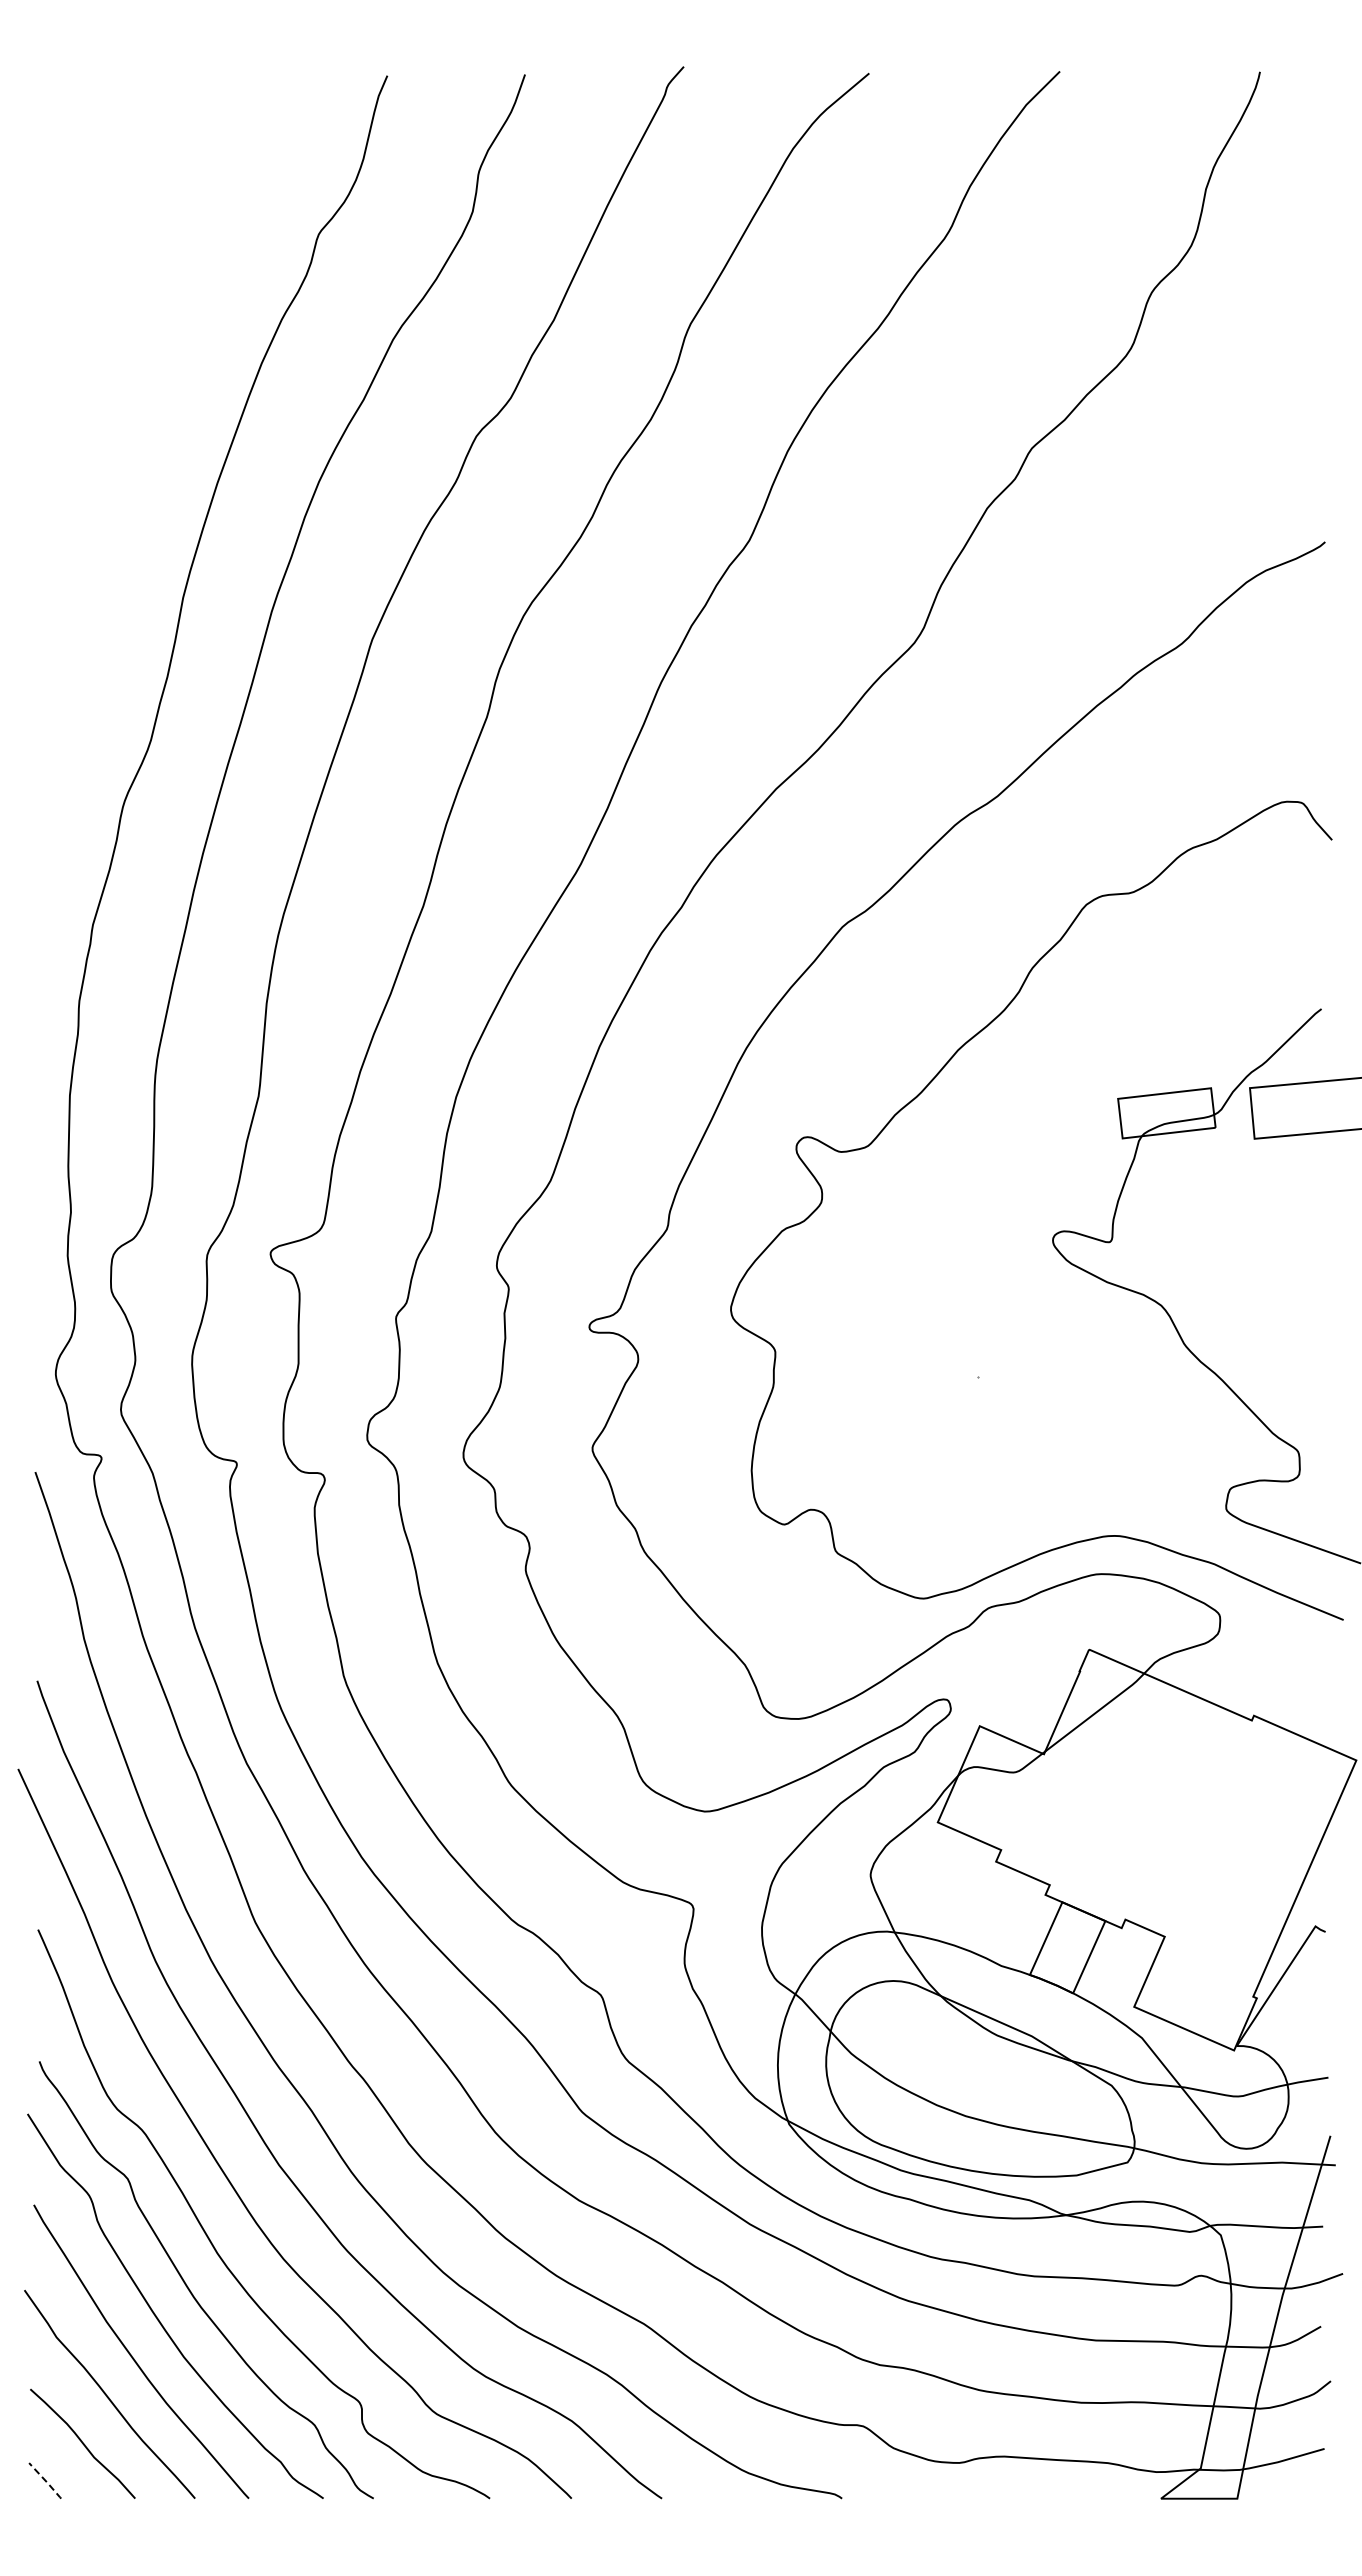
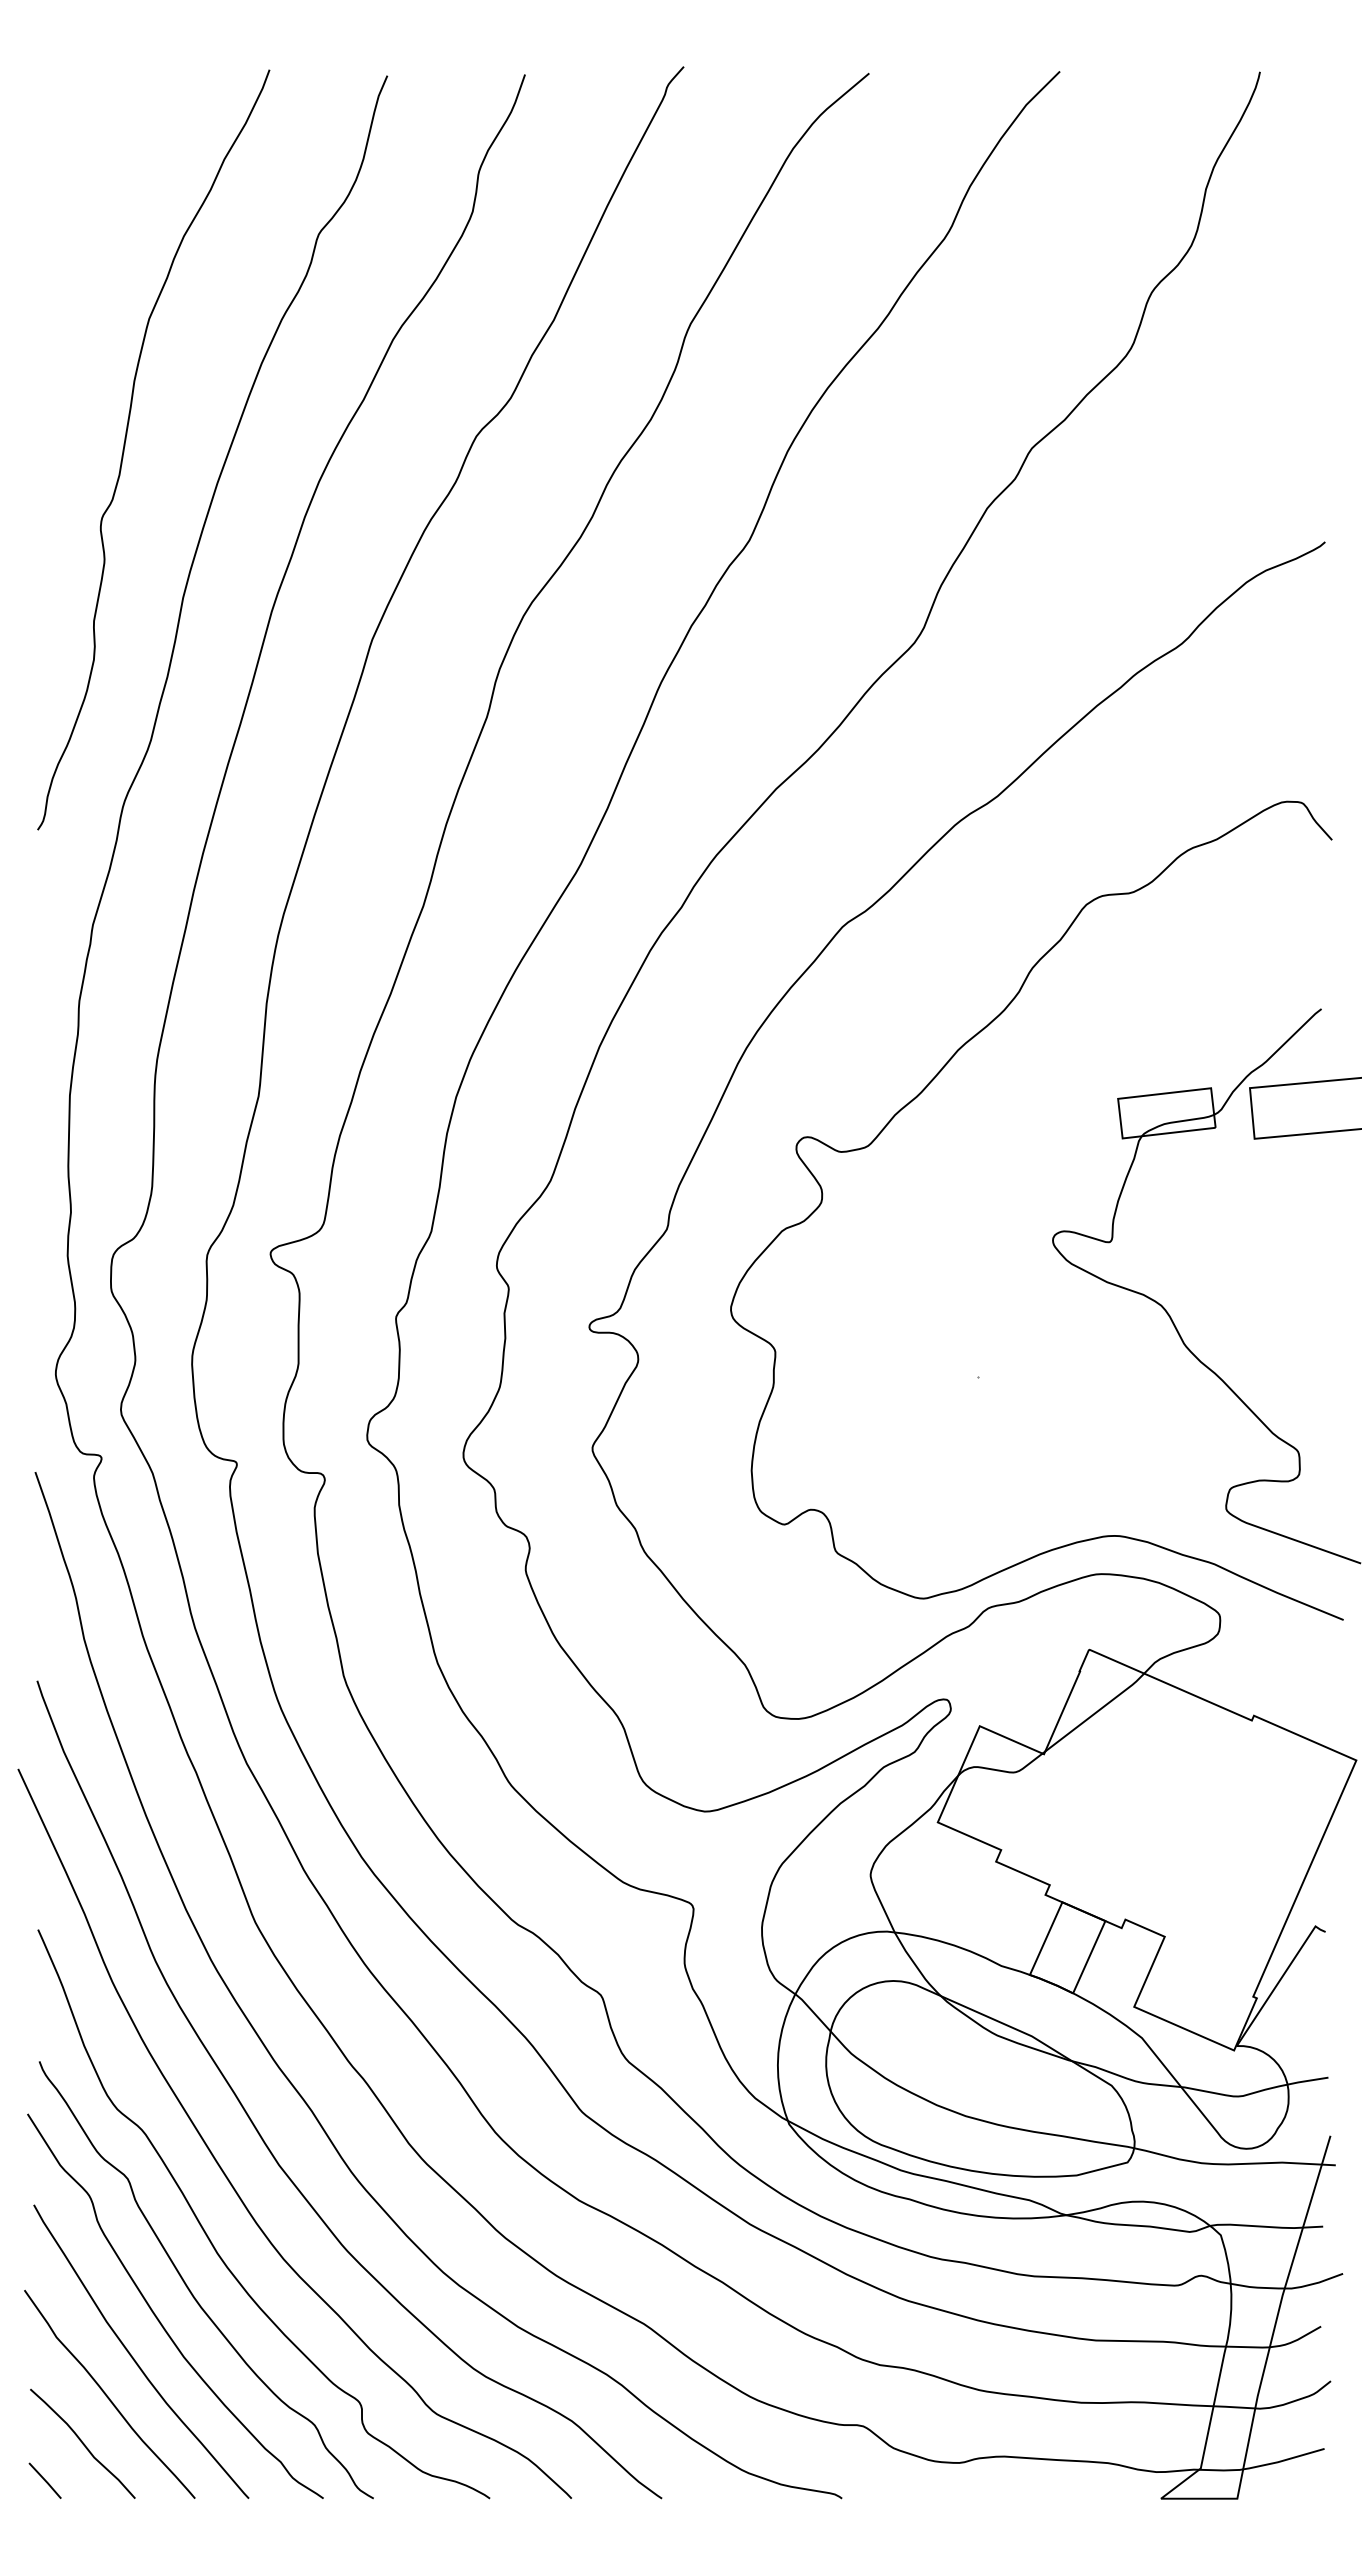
curve: none -> present (125, 446)
line: dashed -> solid (45, 2481)
